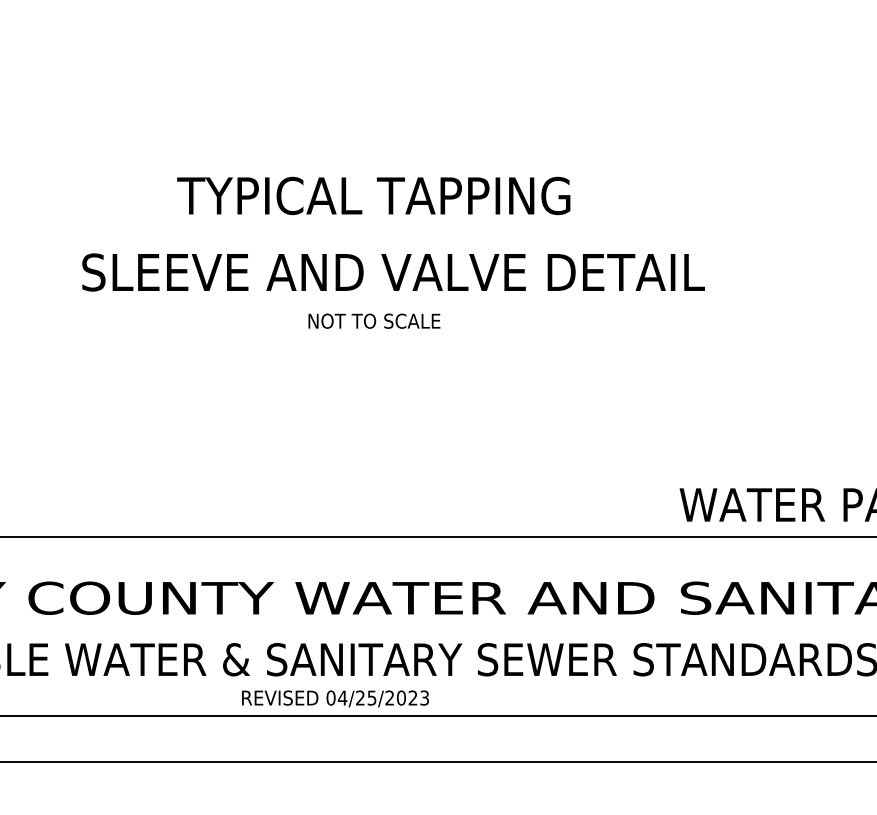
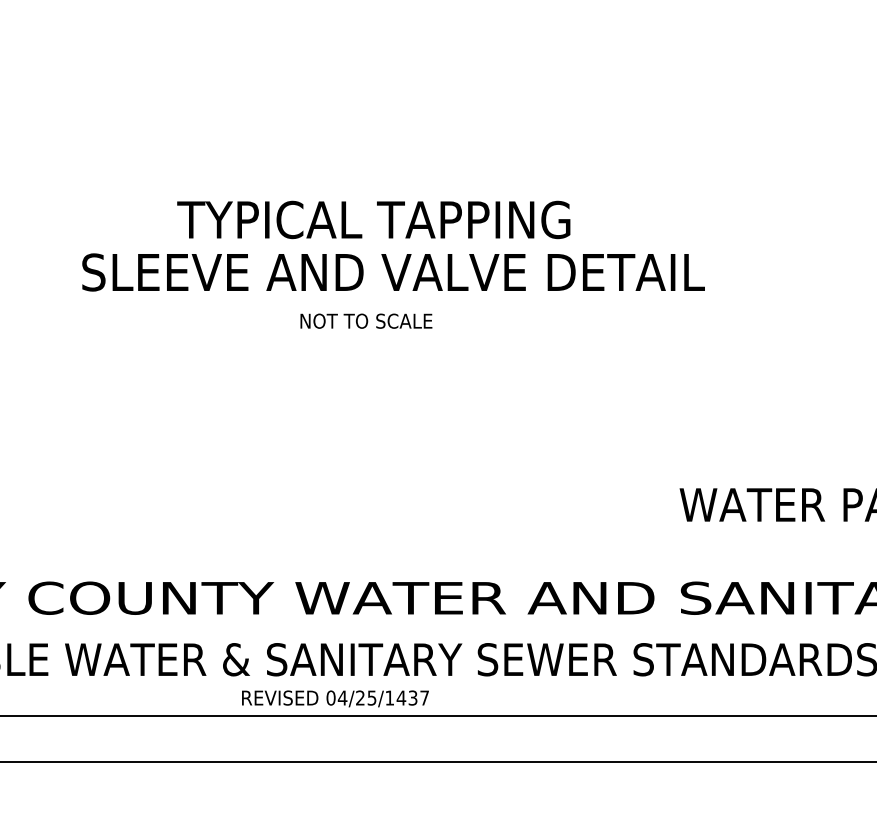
text position: (373, 195) -> (373, 219) (373, 219)
text position: (374, 320) -> (366, 320) (366, 320)
line: present -> none (437, 536)
text: 04/25/2023 -> 04/25/1437 (406, 697)
